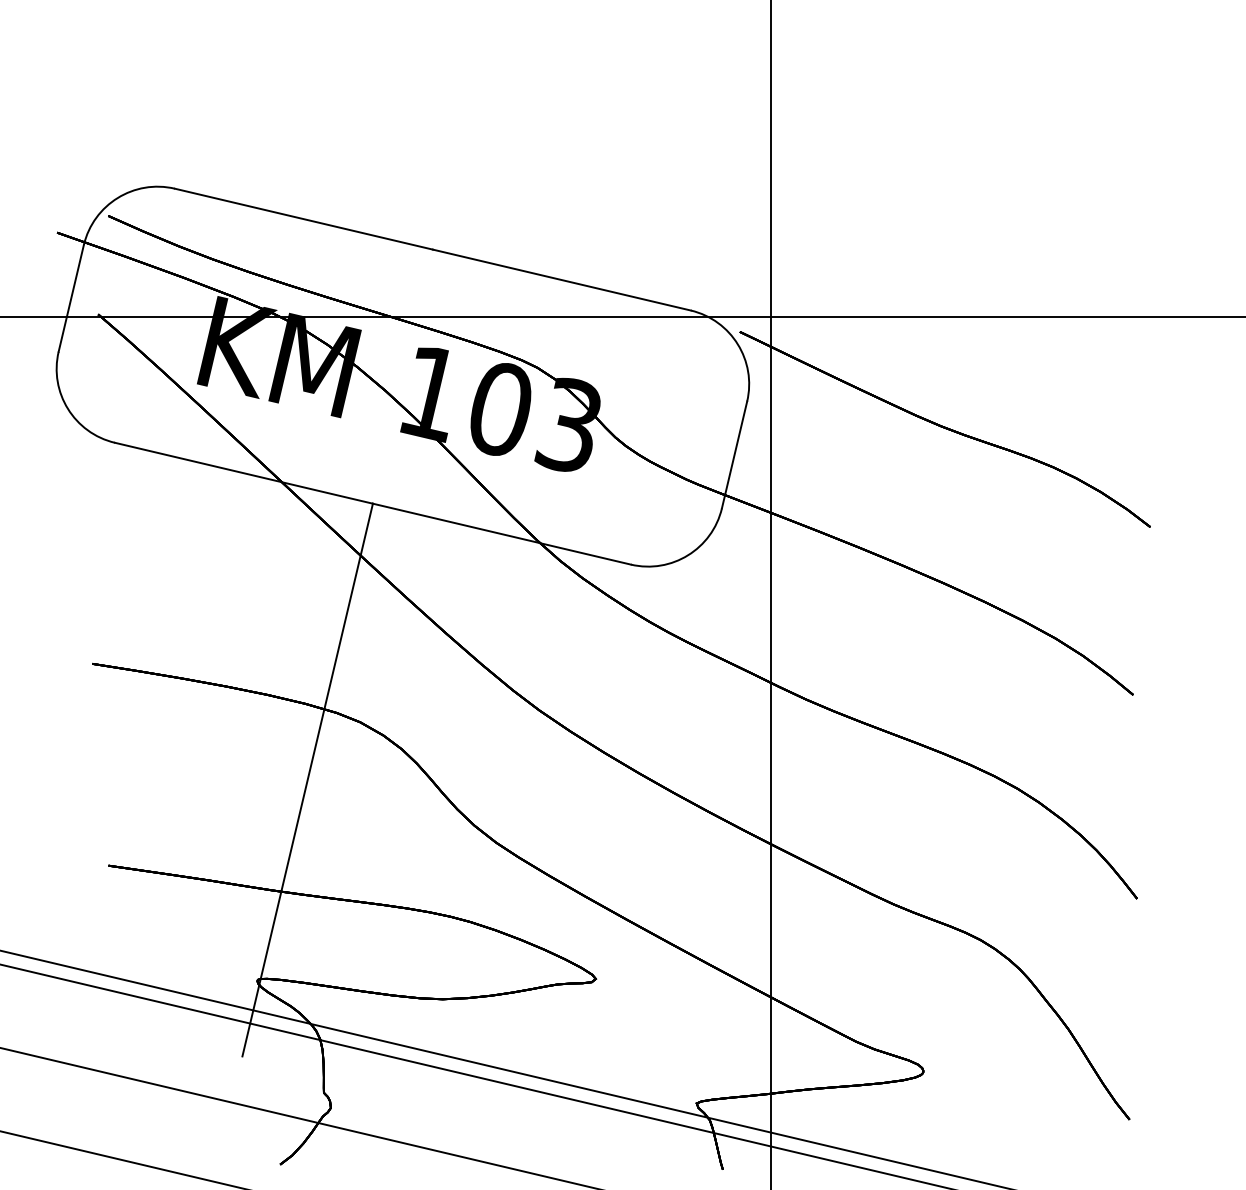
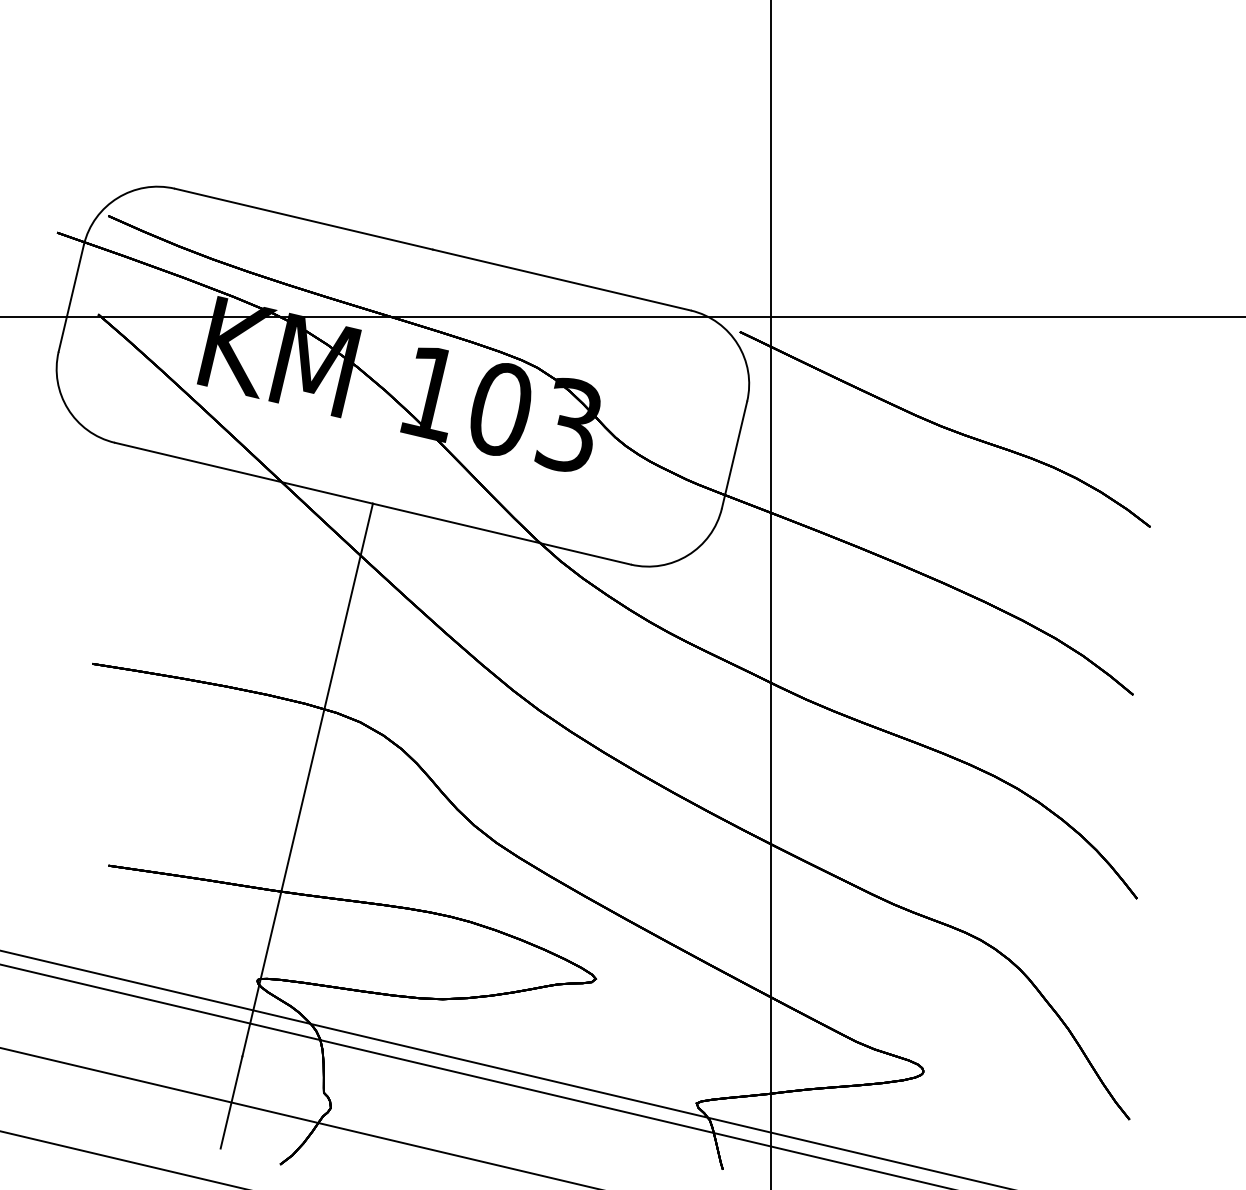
line: none -> present (231, 1102)
